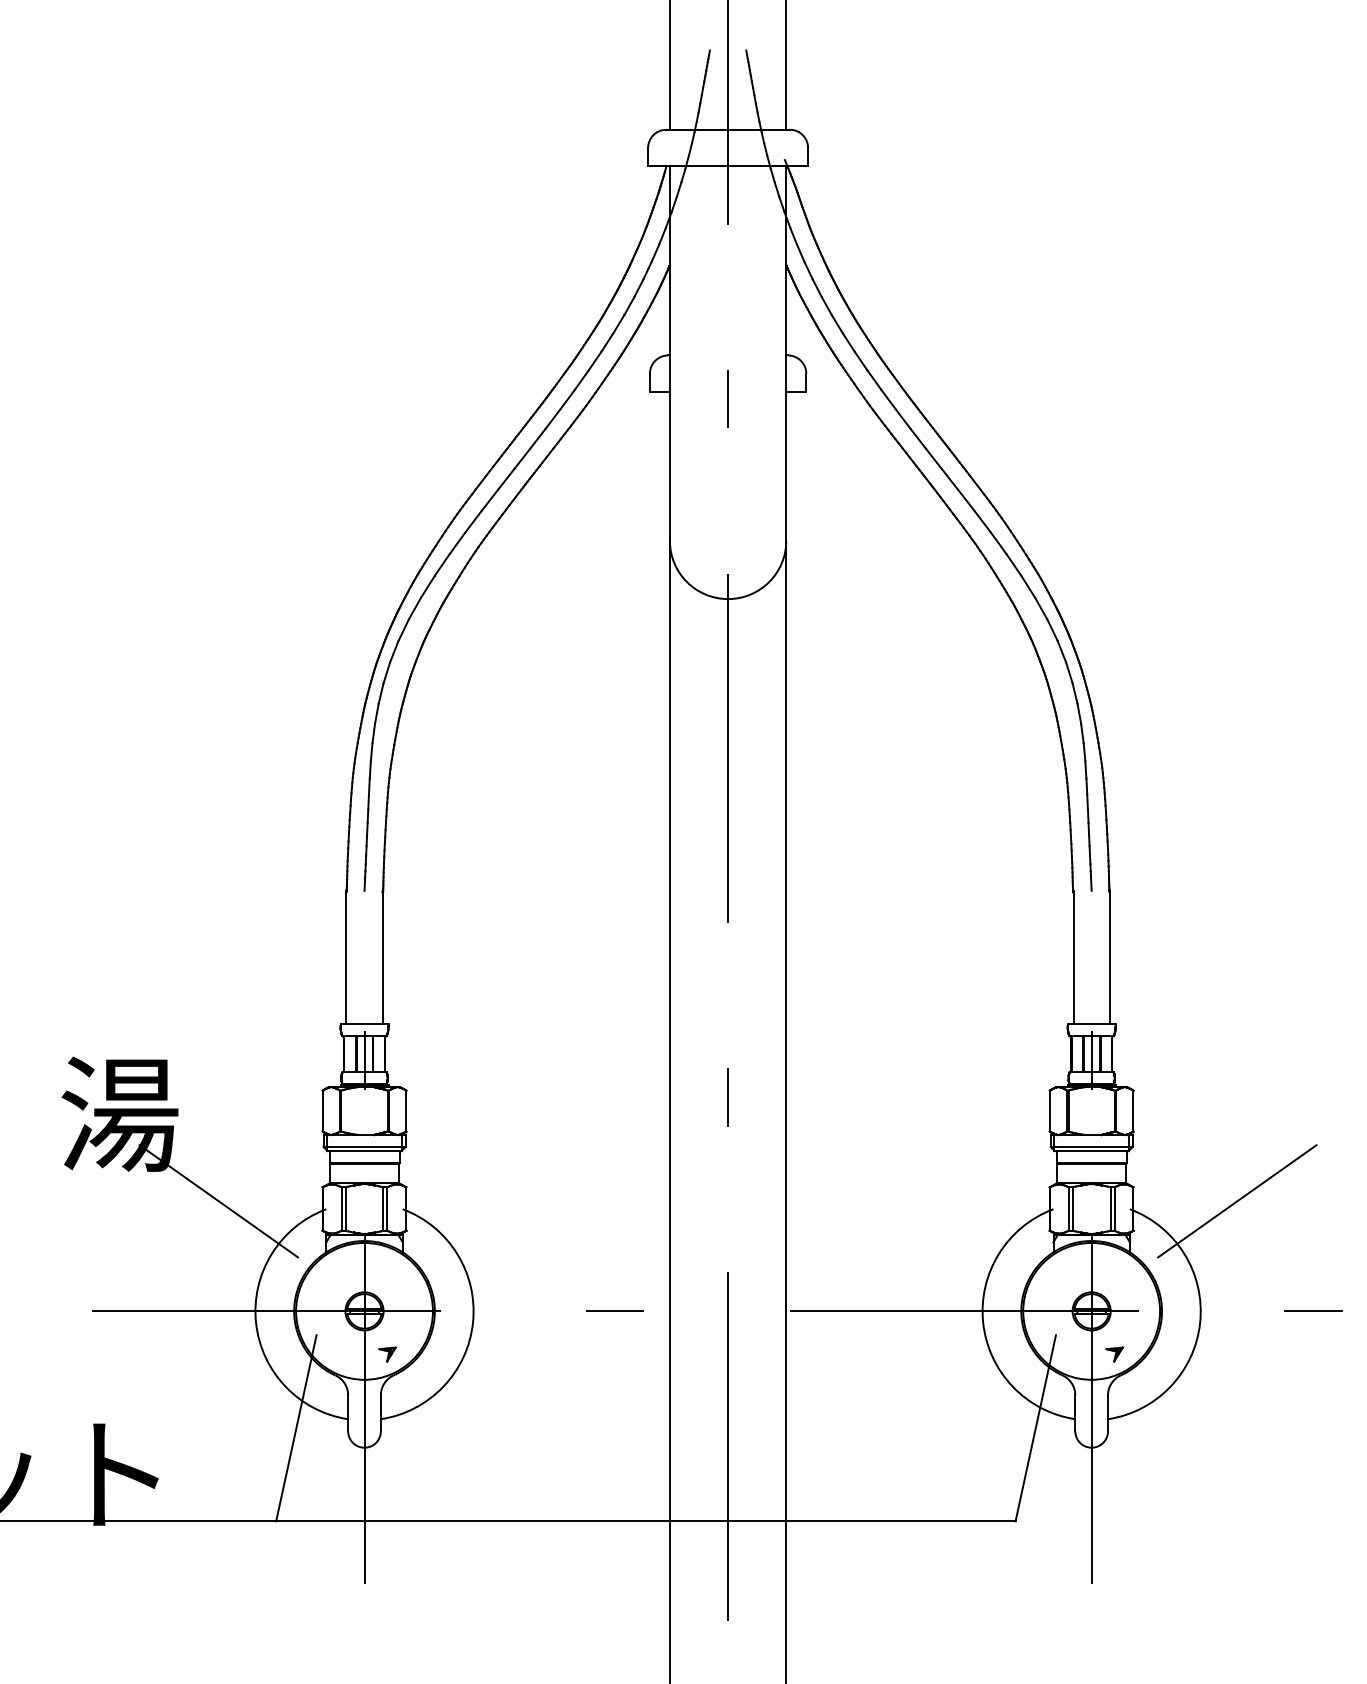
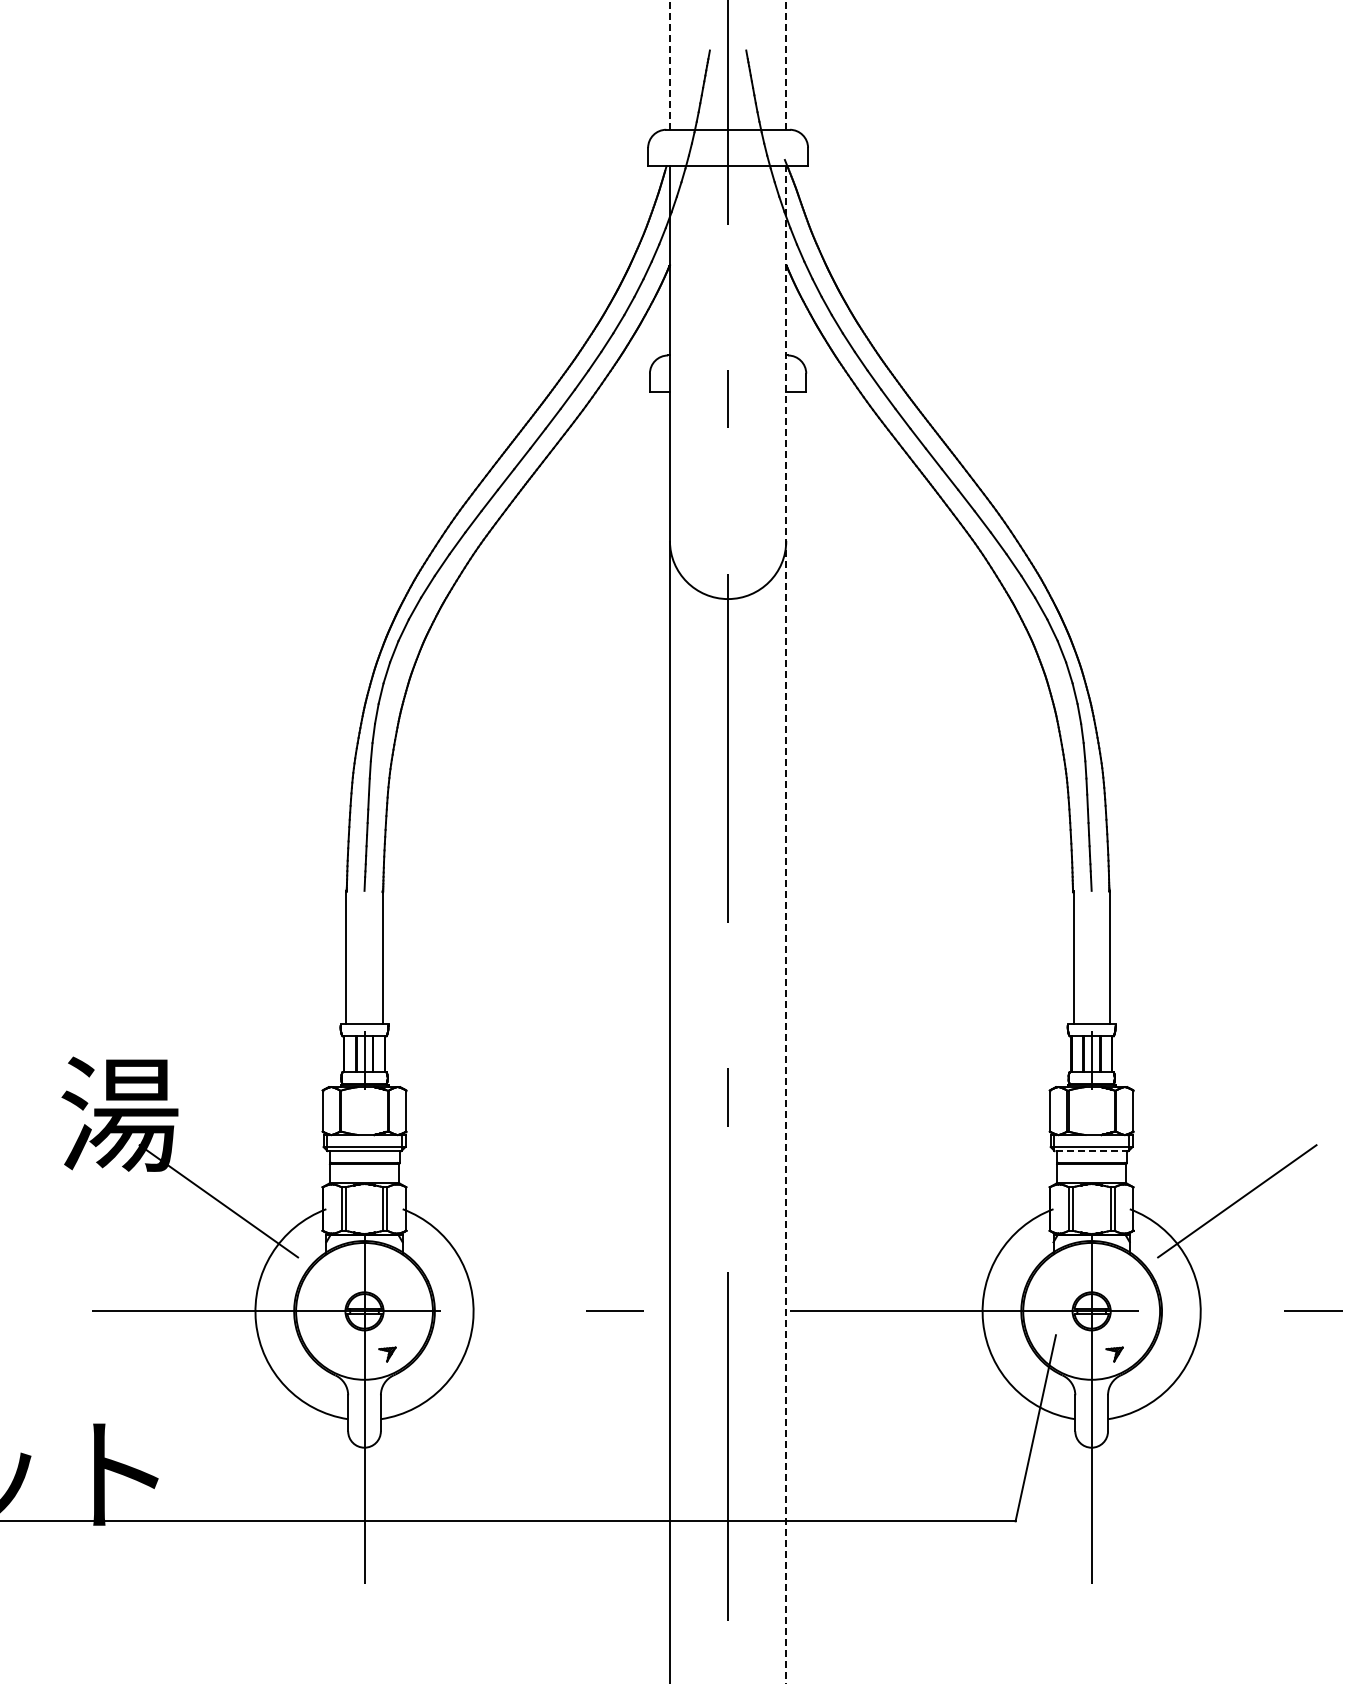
line: solid -> dashed (669, 65)
line: solid -> dashed (786, 65)
line: solid -> dashed (786, 925)
line: solid -> dashed (1091, 1151)
line: present -> none (296, 1428)
